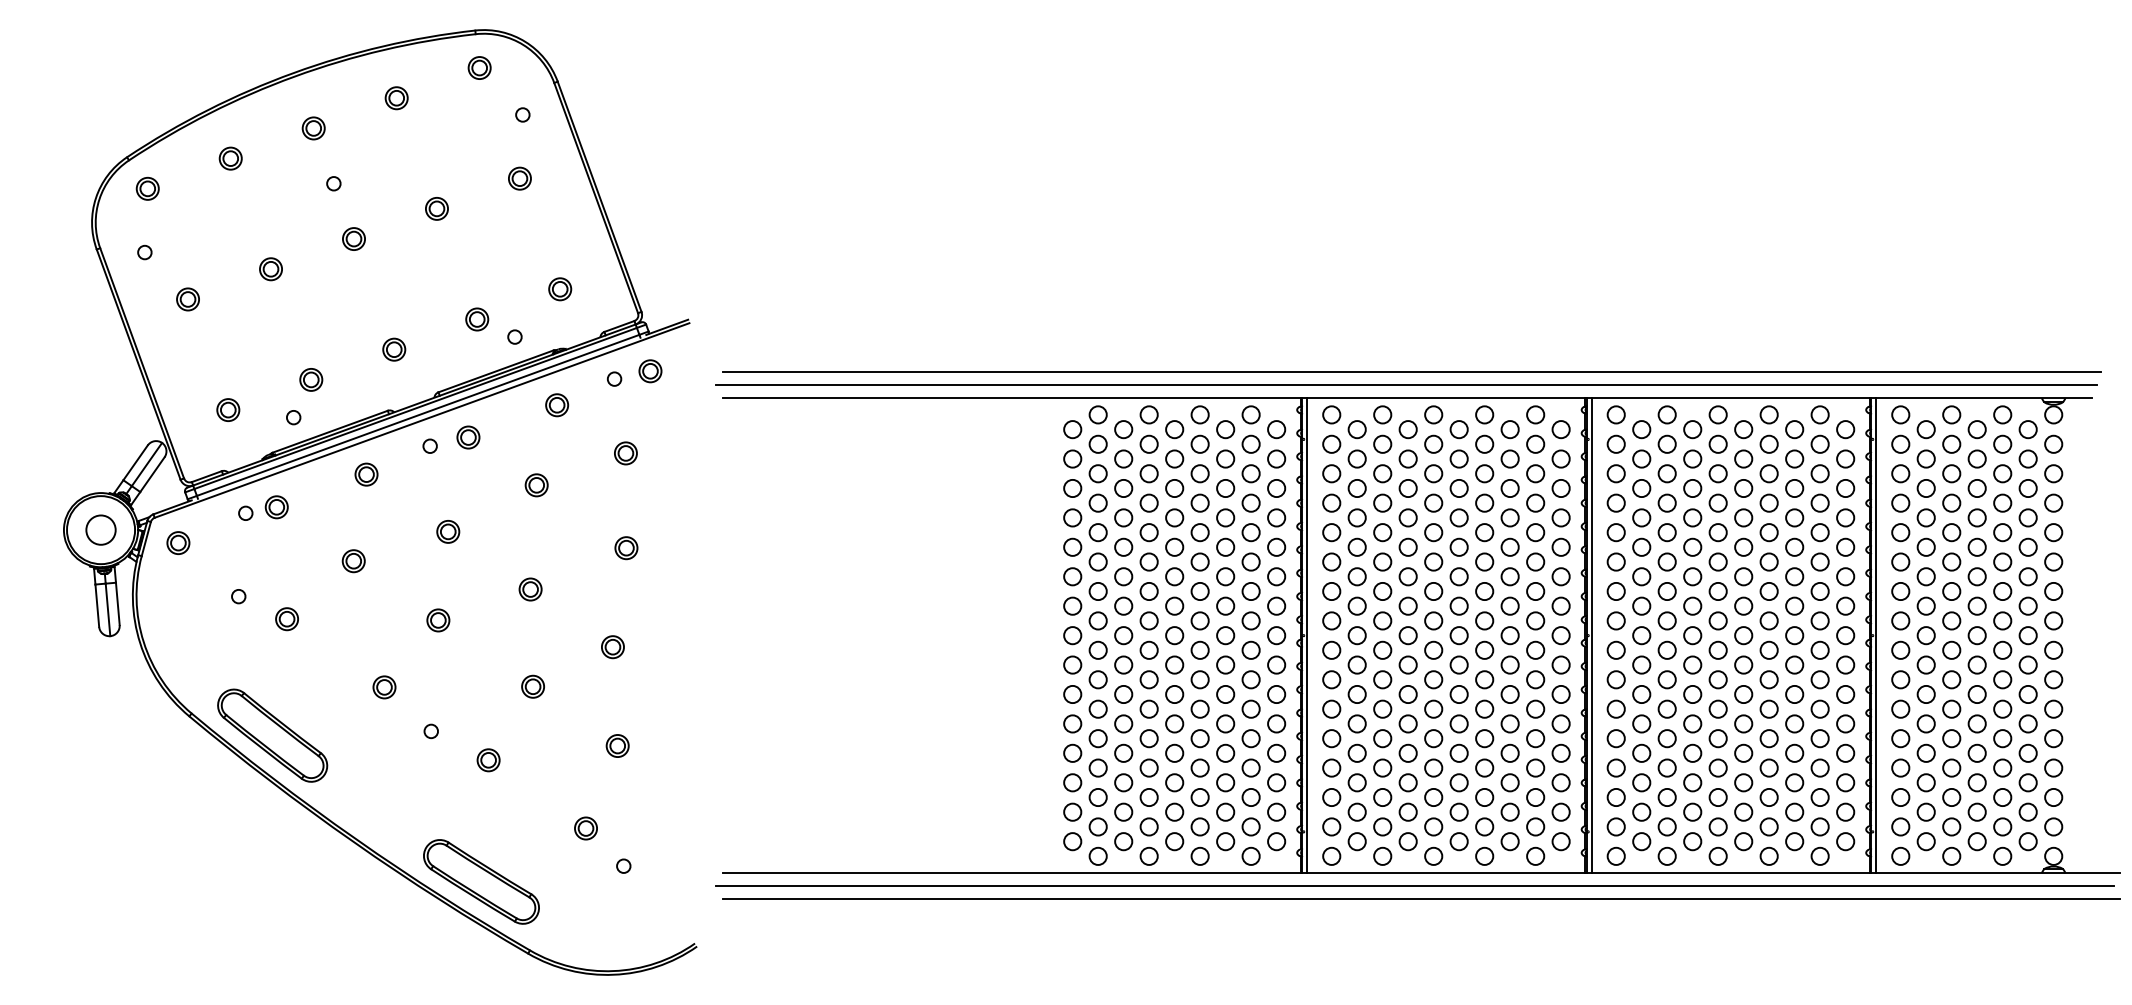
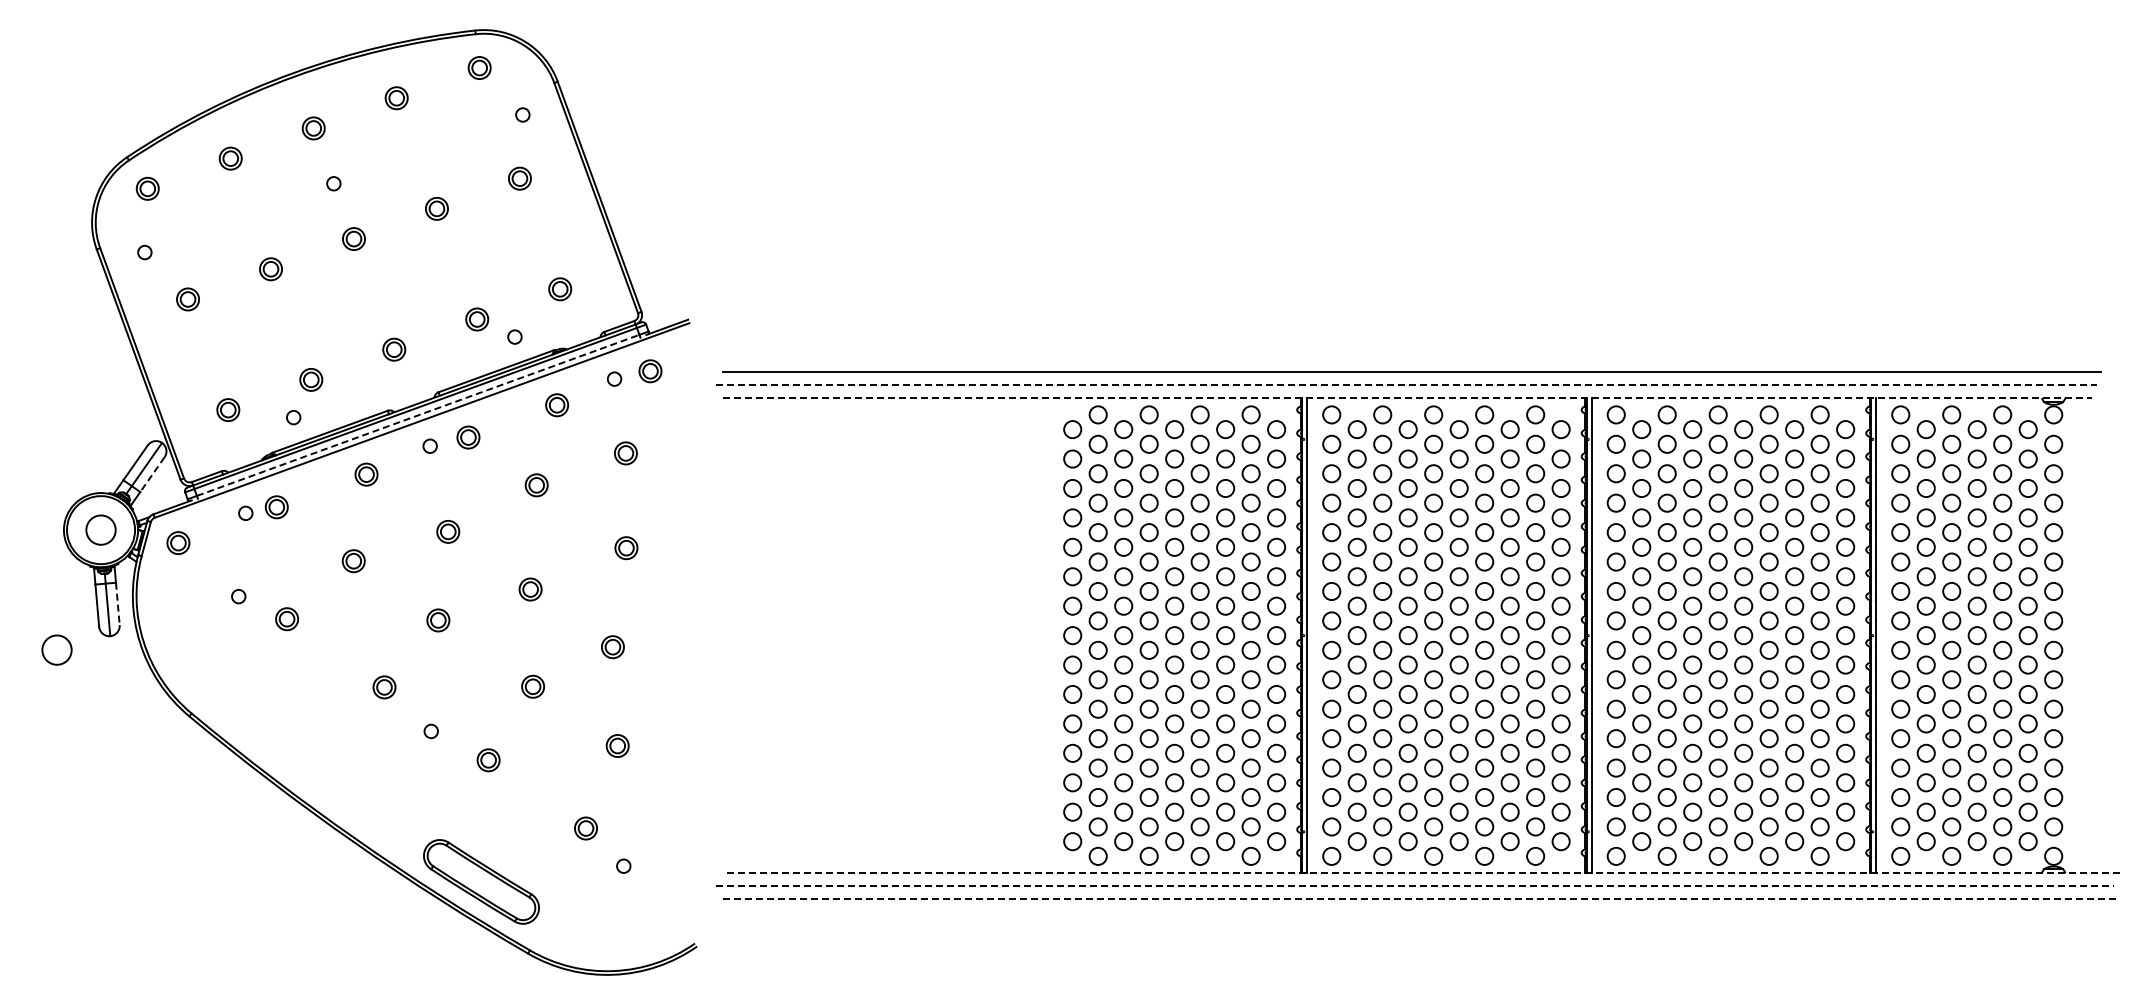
line: solid -> dashed (1407, 385)
line: solid -> dashed (1407, 398)
line: solid -> dashed (418, 415)
line: solid -> dashed (152, 475)
line: solid -> dashed (117, 604)
circle: none -> present (56, 649)
part: present -> none (272, 735)
line: solid -> dashed (1421, 873)
line: solid -> dashed (1415, 886)
line: solid -> dashed (1421, 898)
